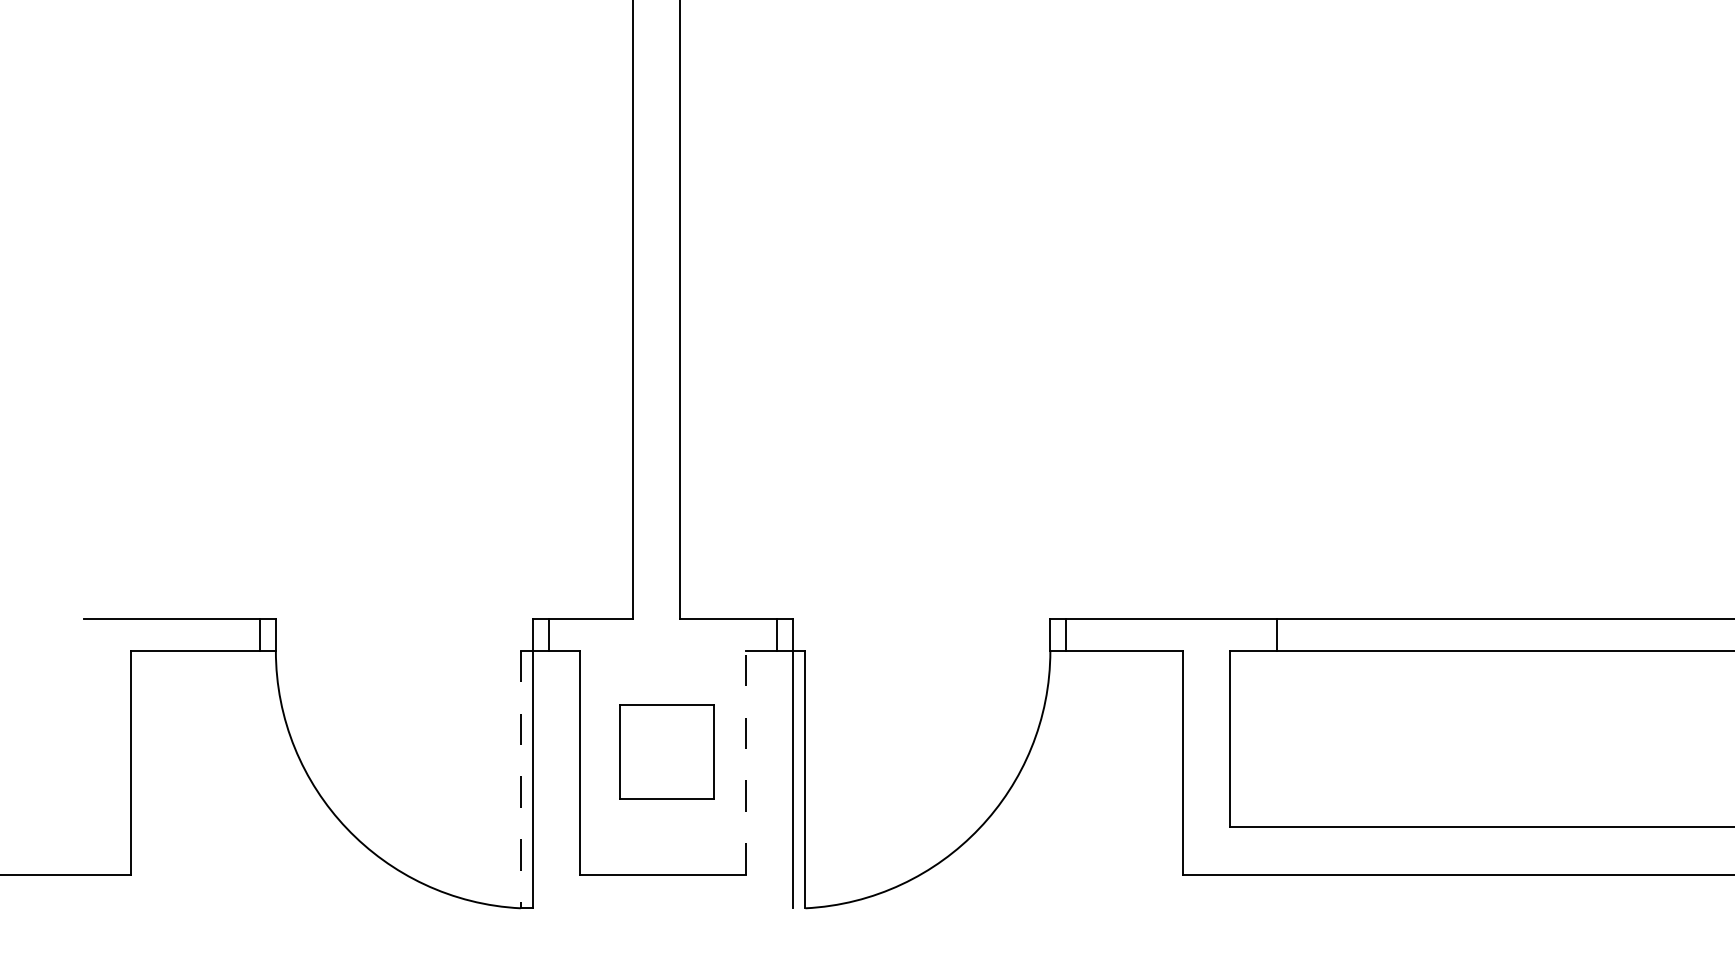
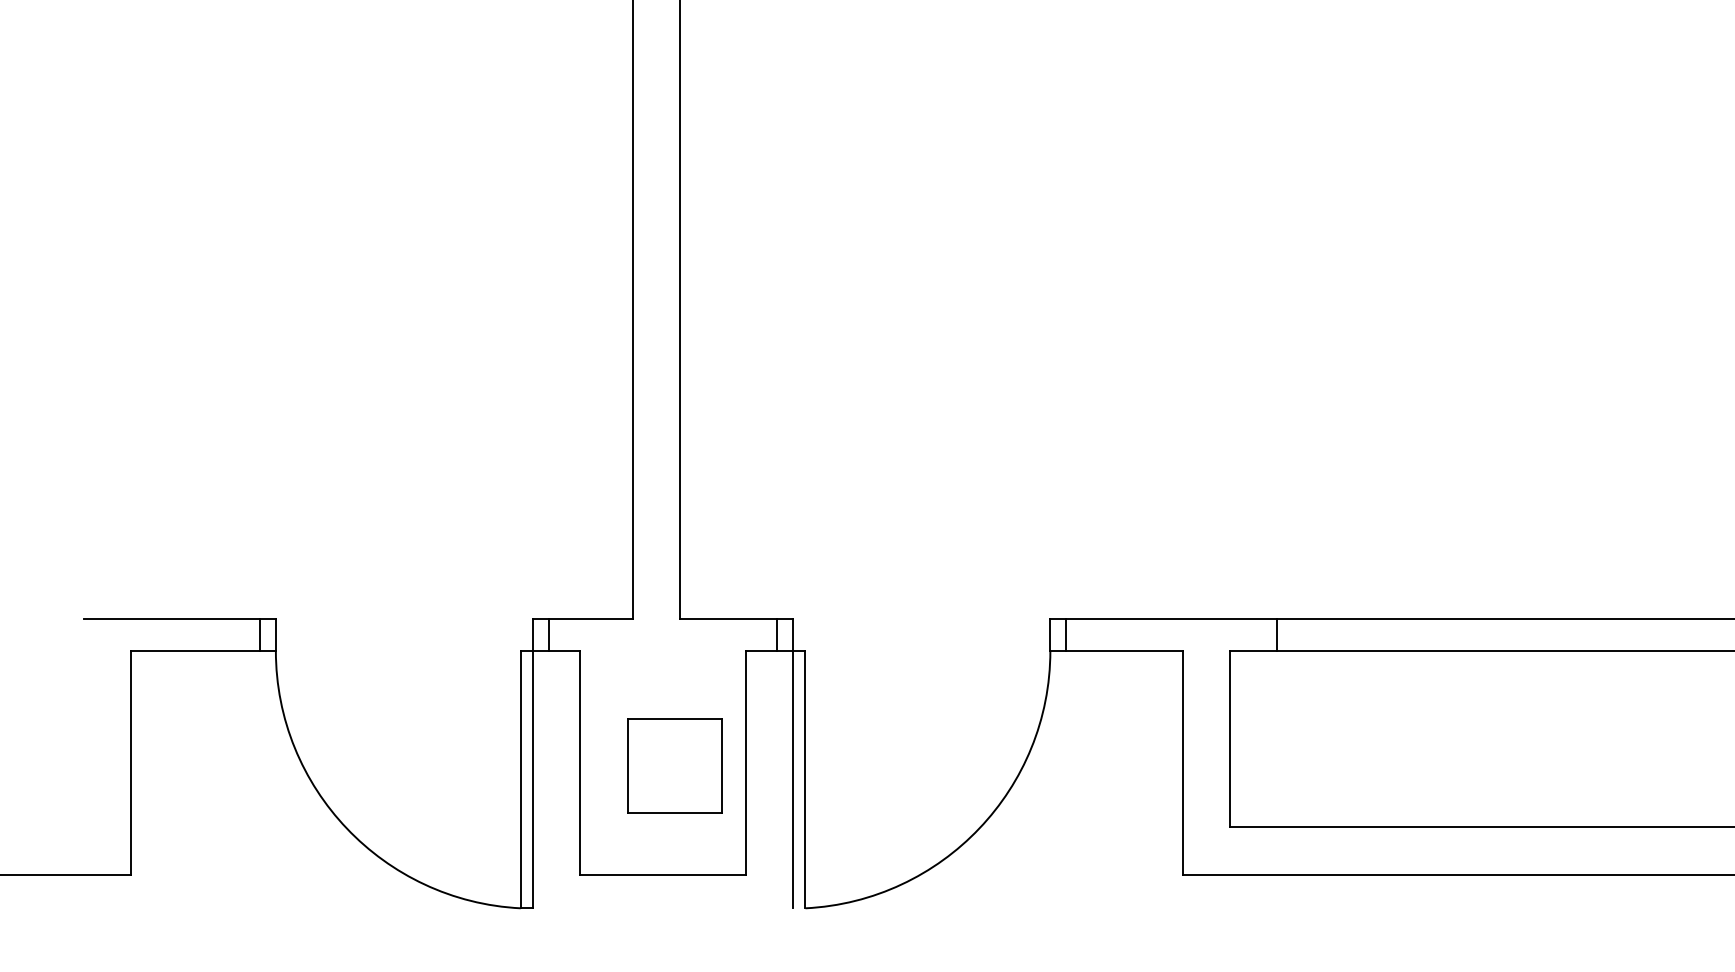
part position: (666, 751) -> (674, 765) (674, 765)
line: dashed -> solid (745, 762)
line: dashed -> solid (520, 779)
